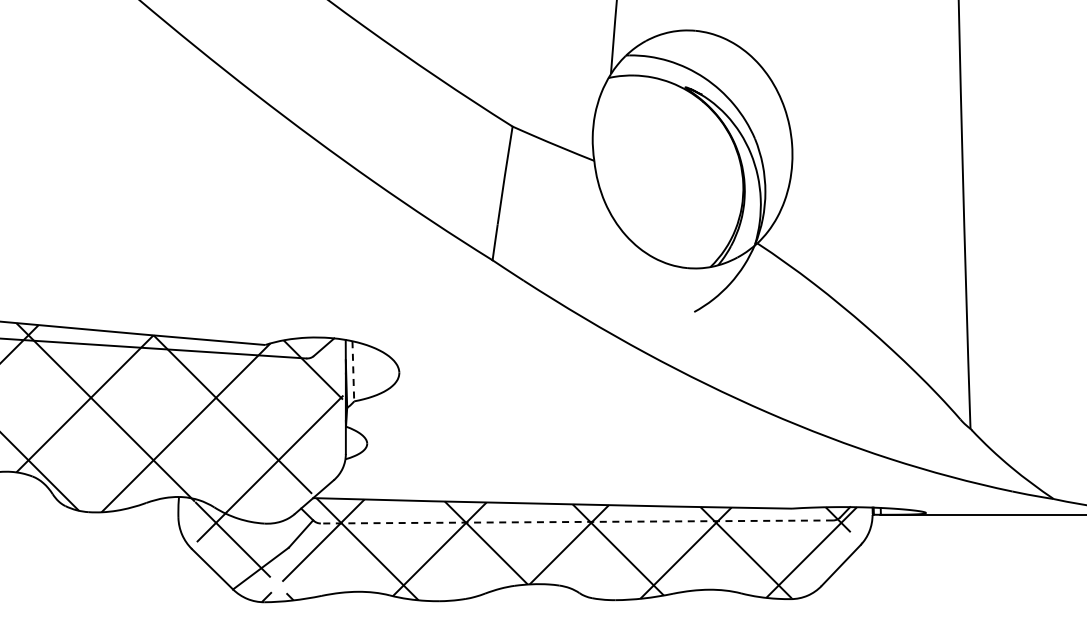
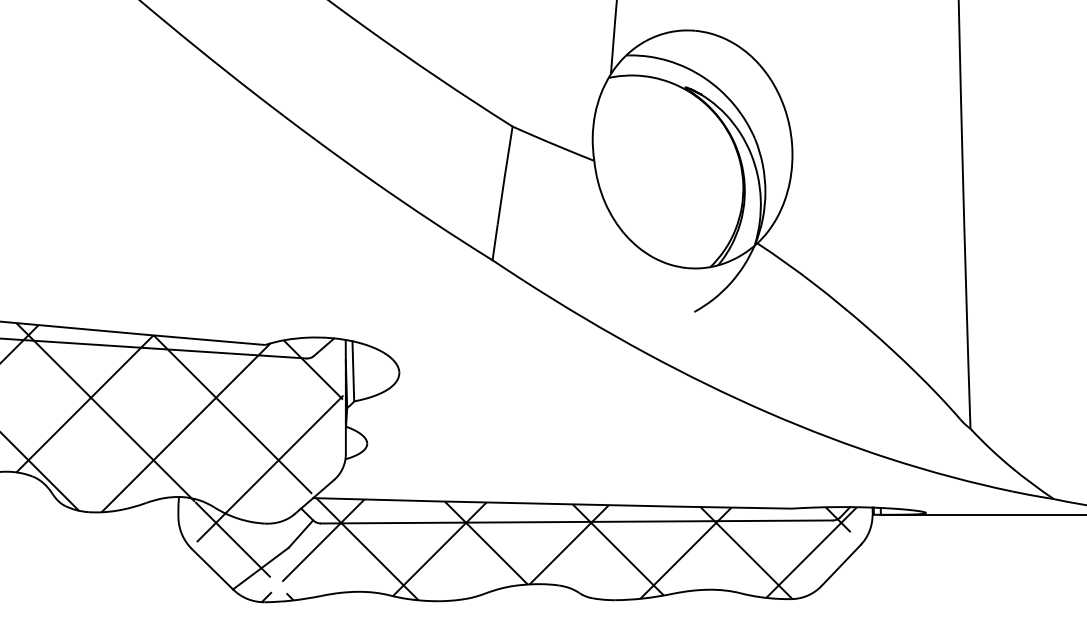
line: dashed -> solid (353, 371)
line: dashed -> solid (576, 521)
